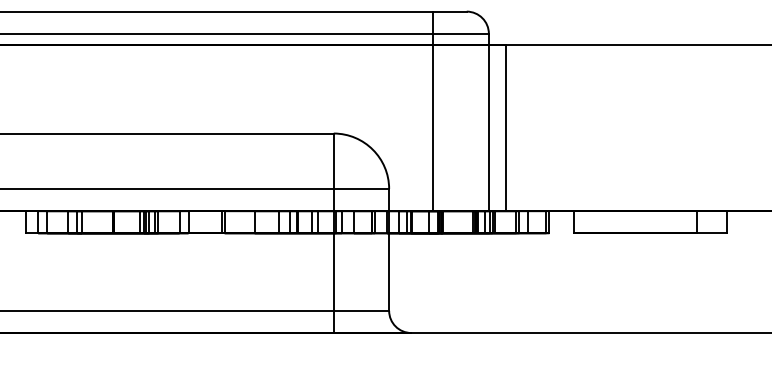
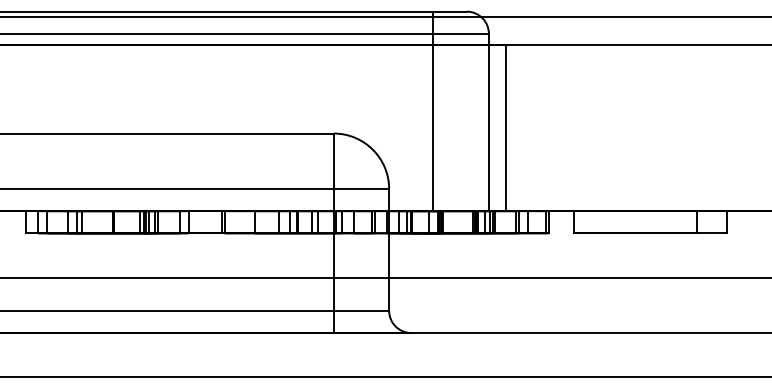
line: none -> present (385, 17)
line: none -> present (385, 277)
line: none -> present (385, 377)
